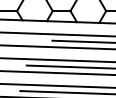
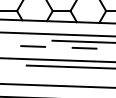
line: solid -> dashed (58, 47)
line: present -> none (57, 72)
line: present -> none (66, 92)
